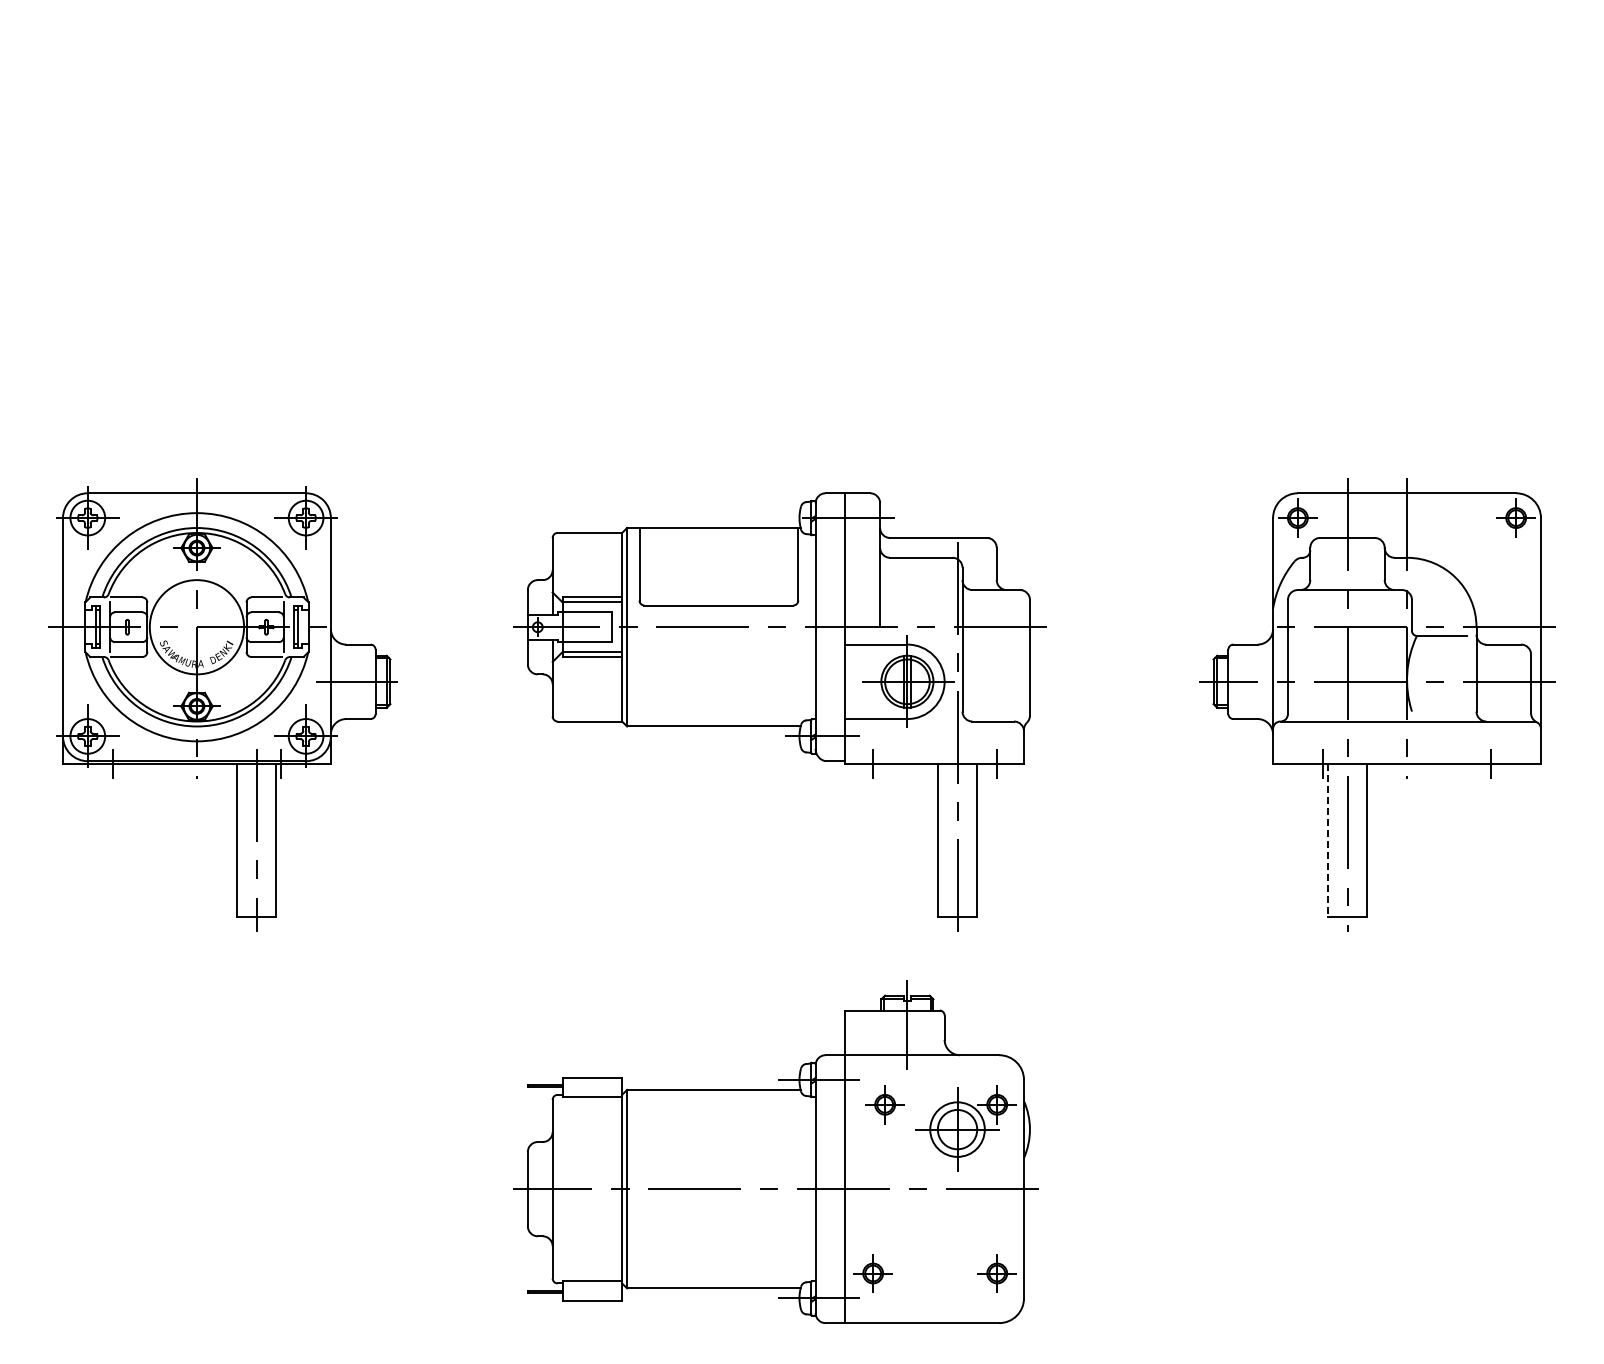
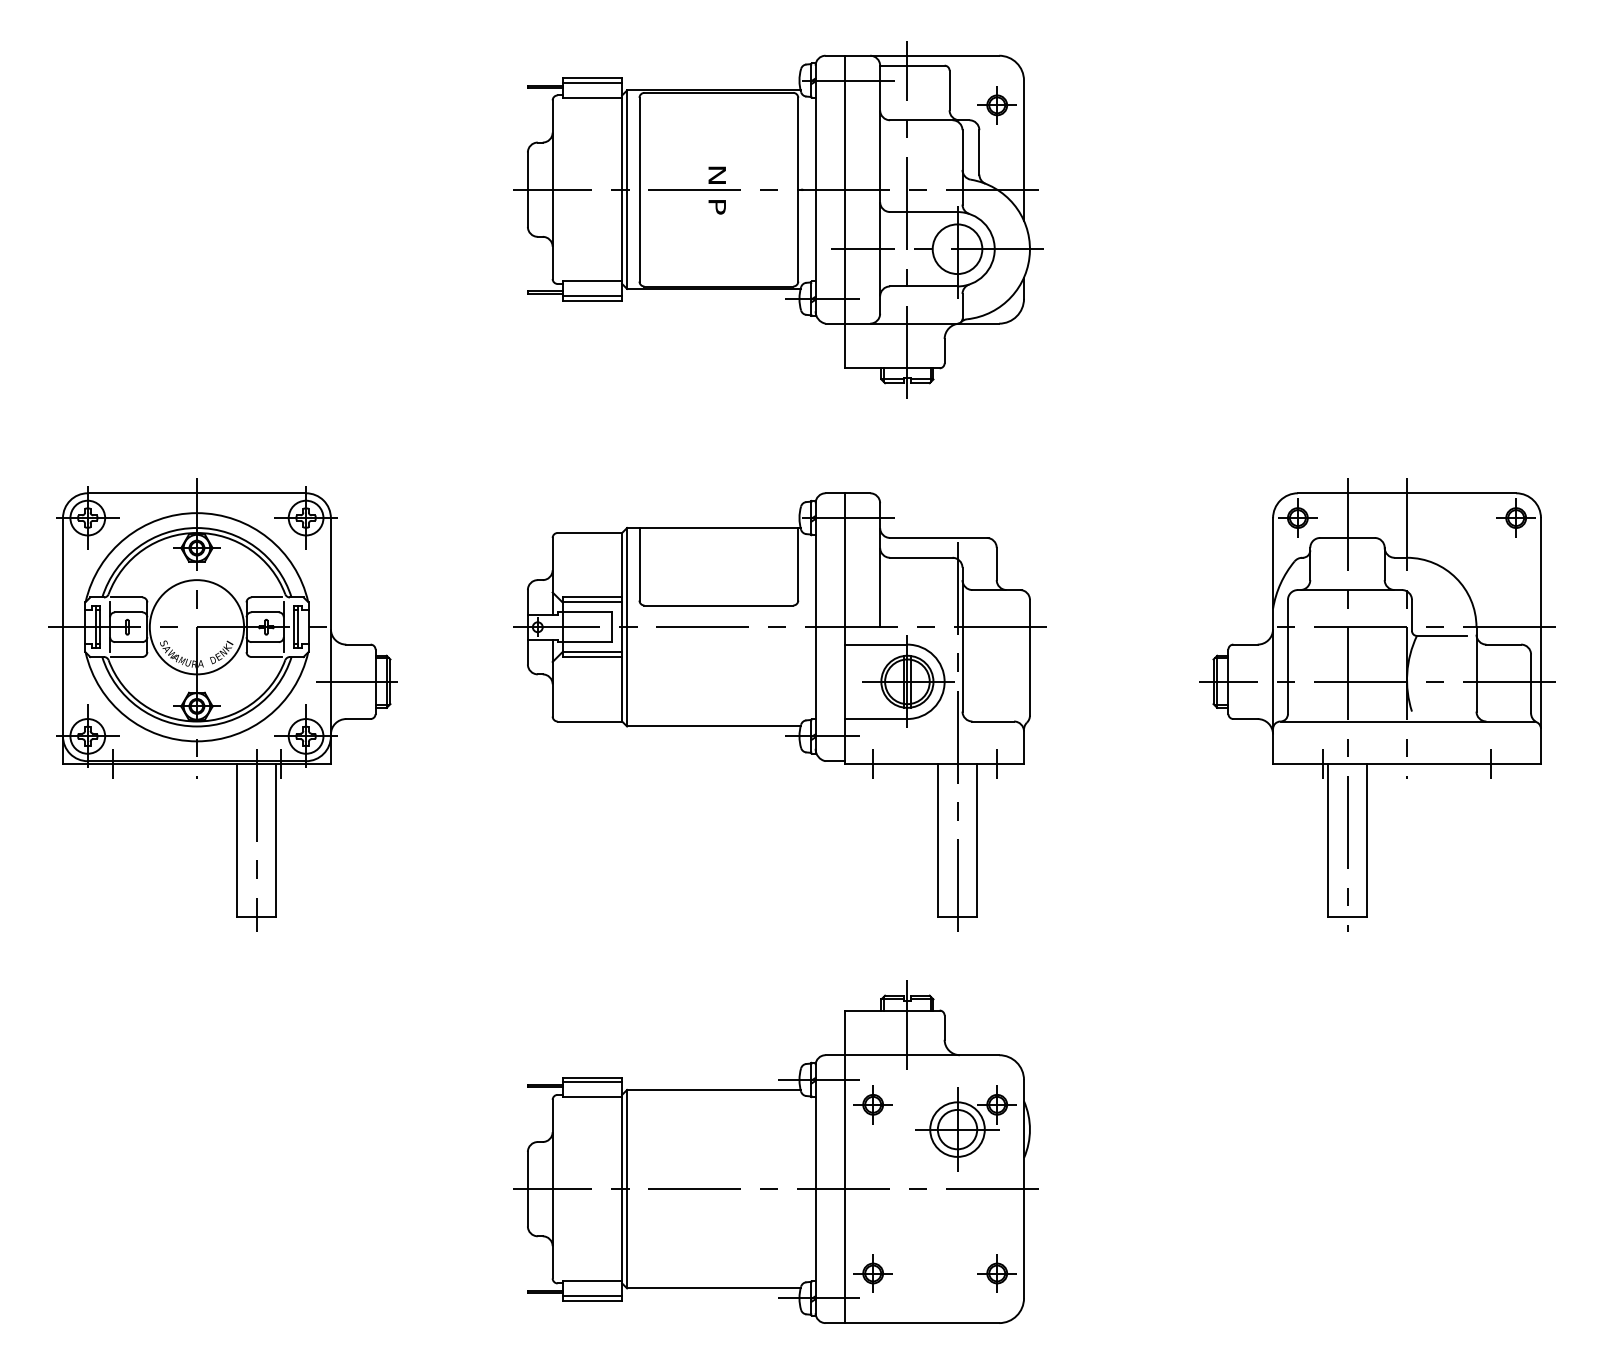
part: none -> present (778, 219)
line: dashed -> solid (1327, 840)
line: none -> present (592, 1082)
part position: (884, 1104) -> (872, 1104) (872, 1104)
line: none -> present (592, 1295)
